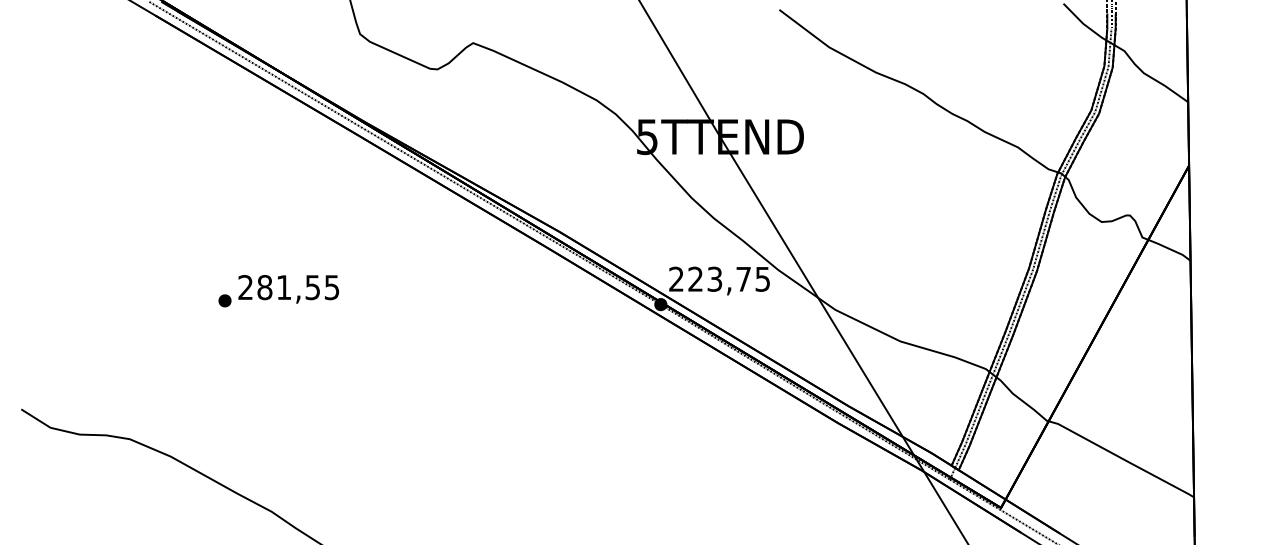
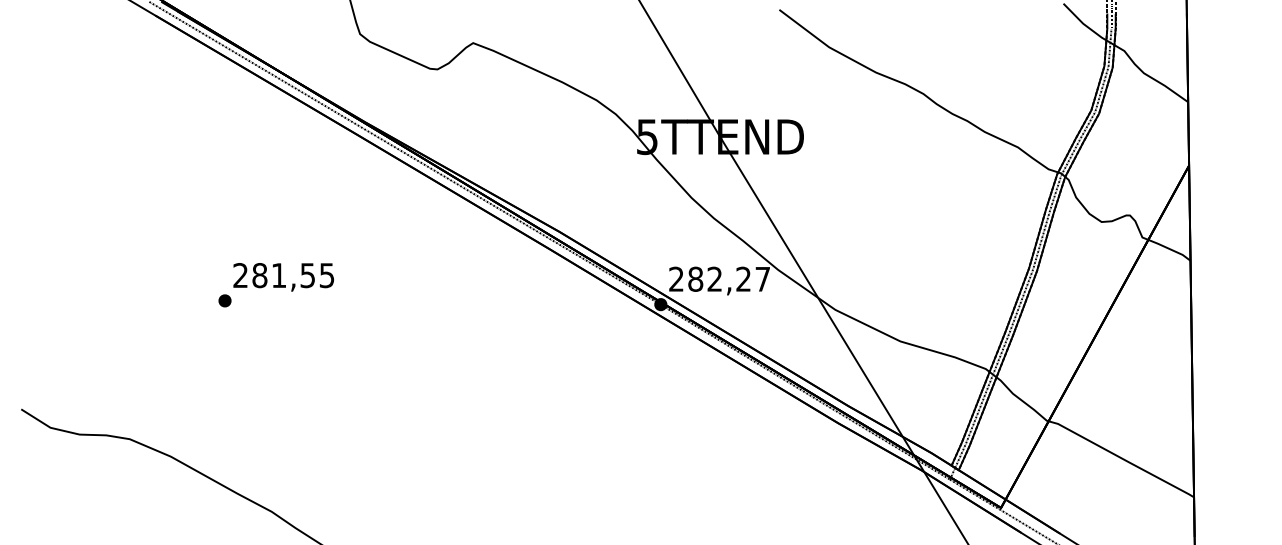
text: 223,75 -> 282,27 (728, 278)
text position: (288, 289) -> (283, 277) (283, 277)
